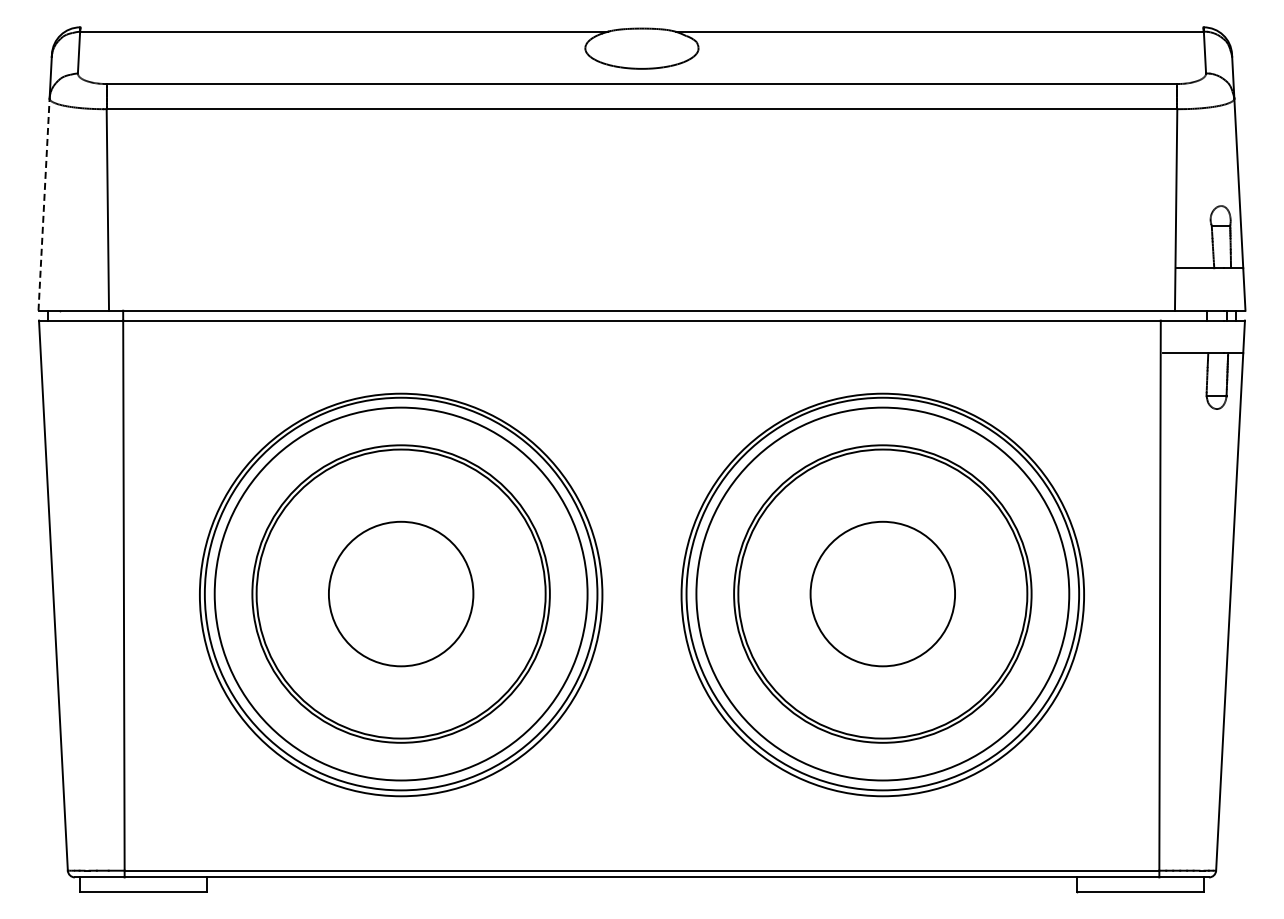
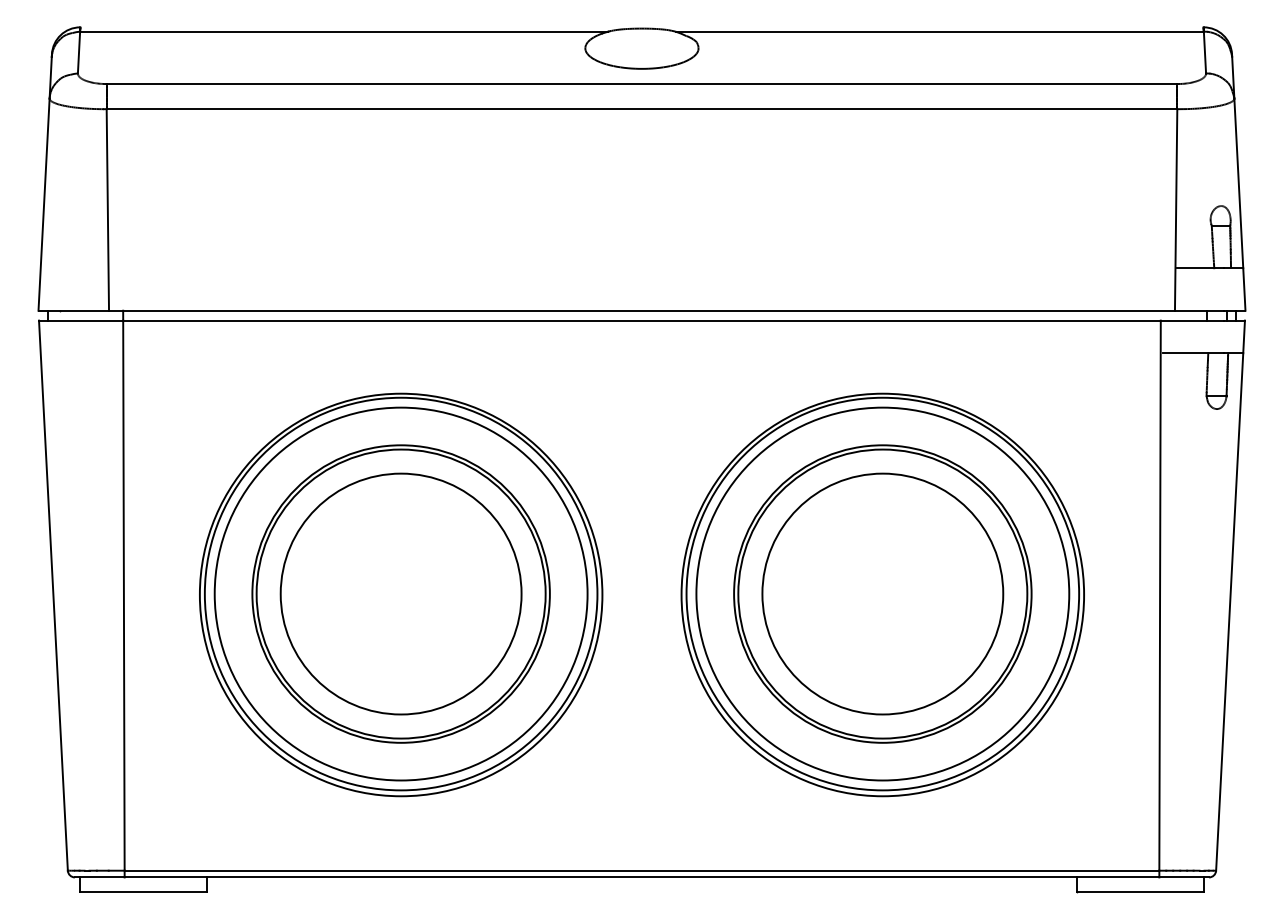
line: dashed -> solid (44, 204)
circle diameter: 145 px -> 241 px (400, 593)
circle diameter: 145 px -> 241 px (882, 593)
